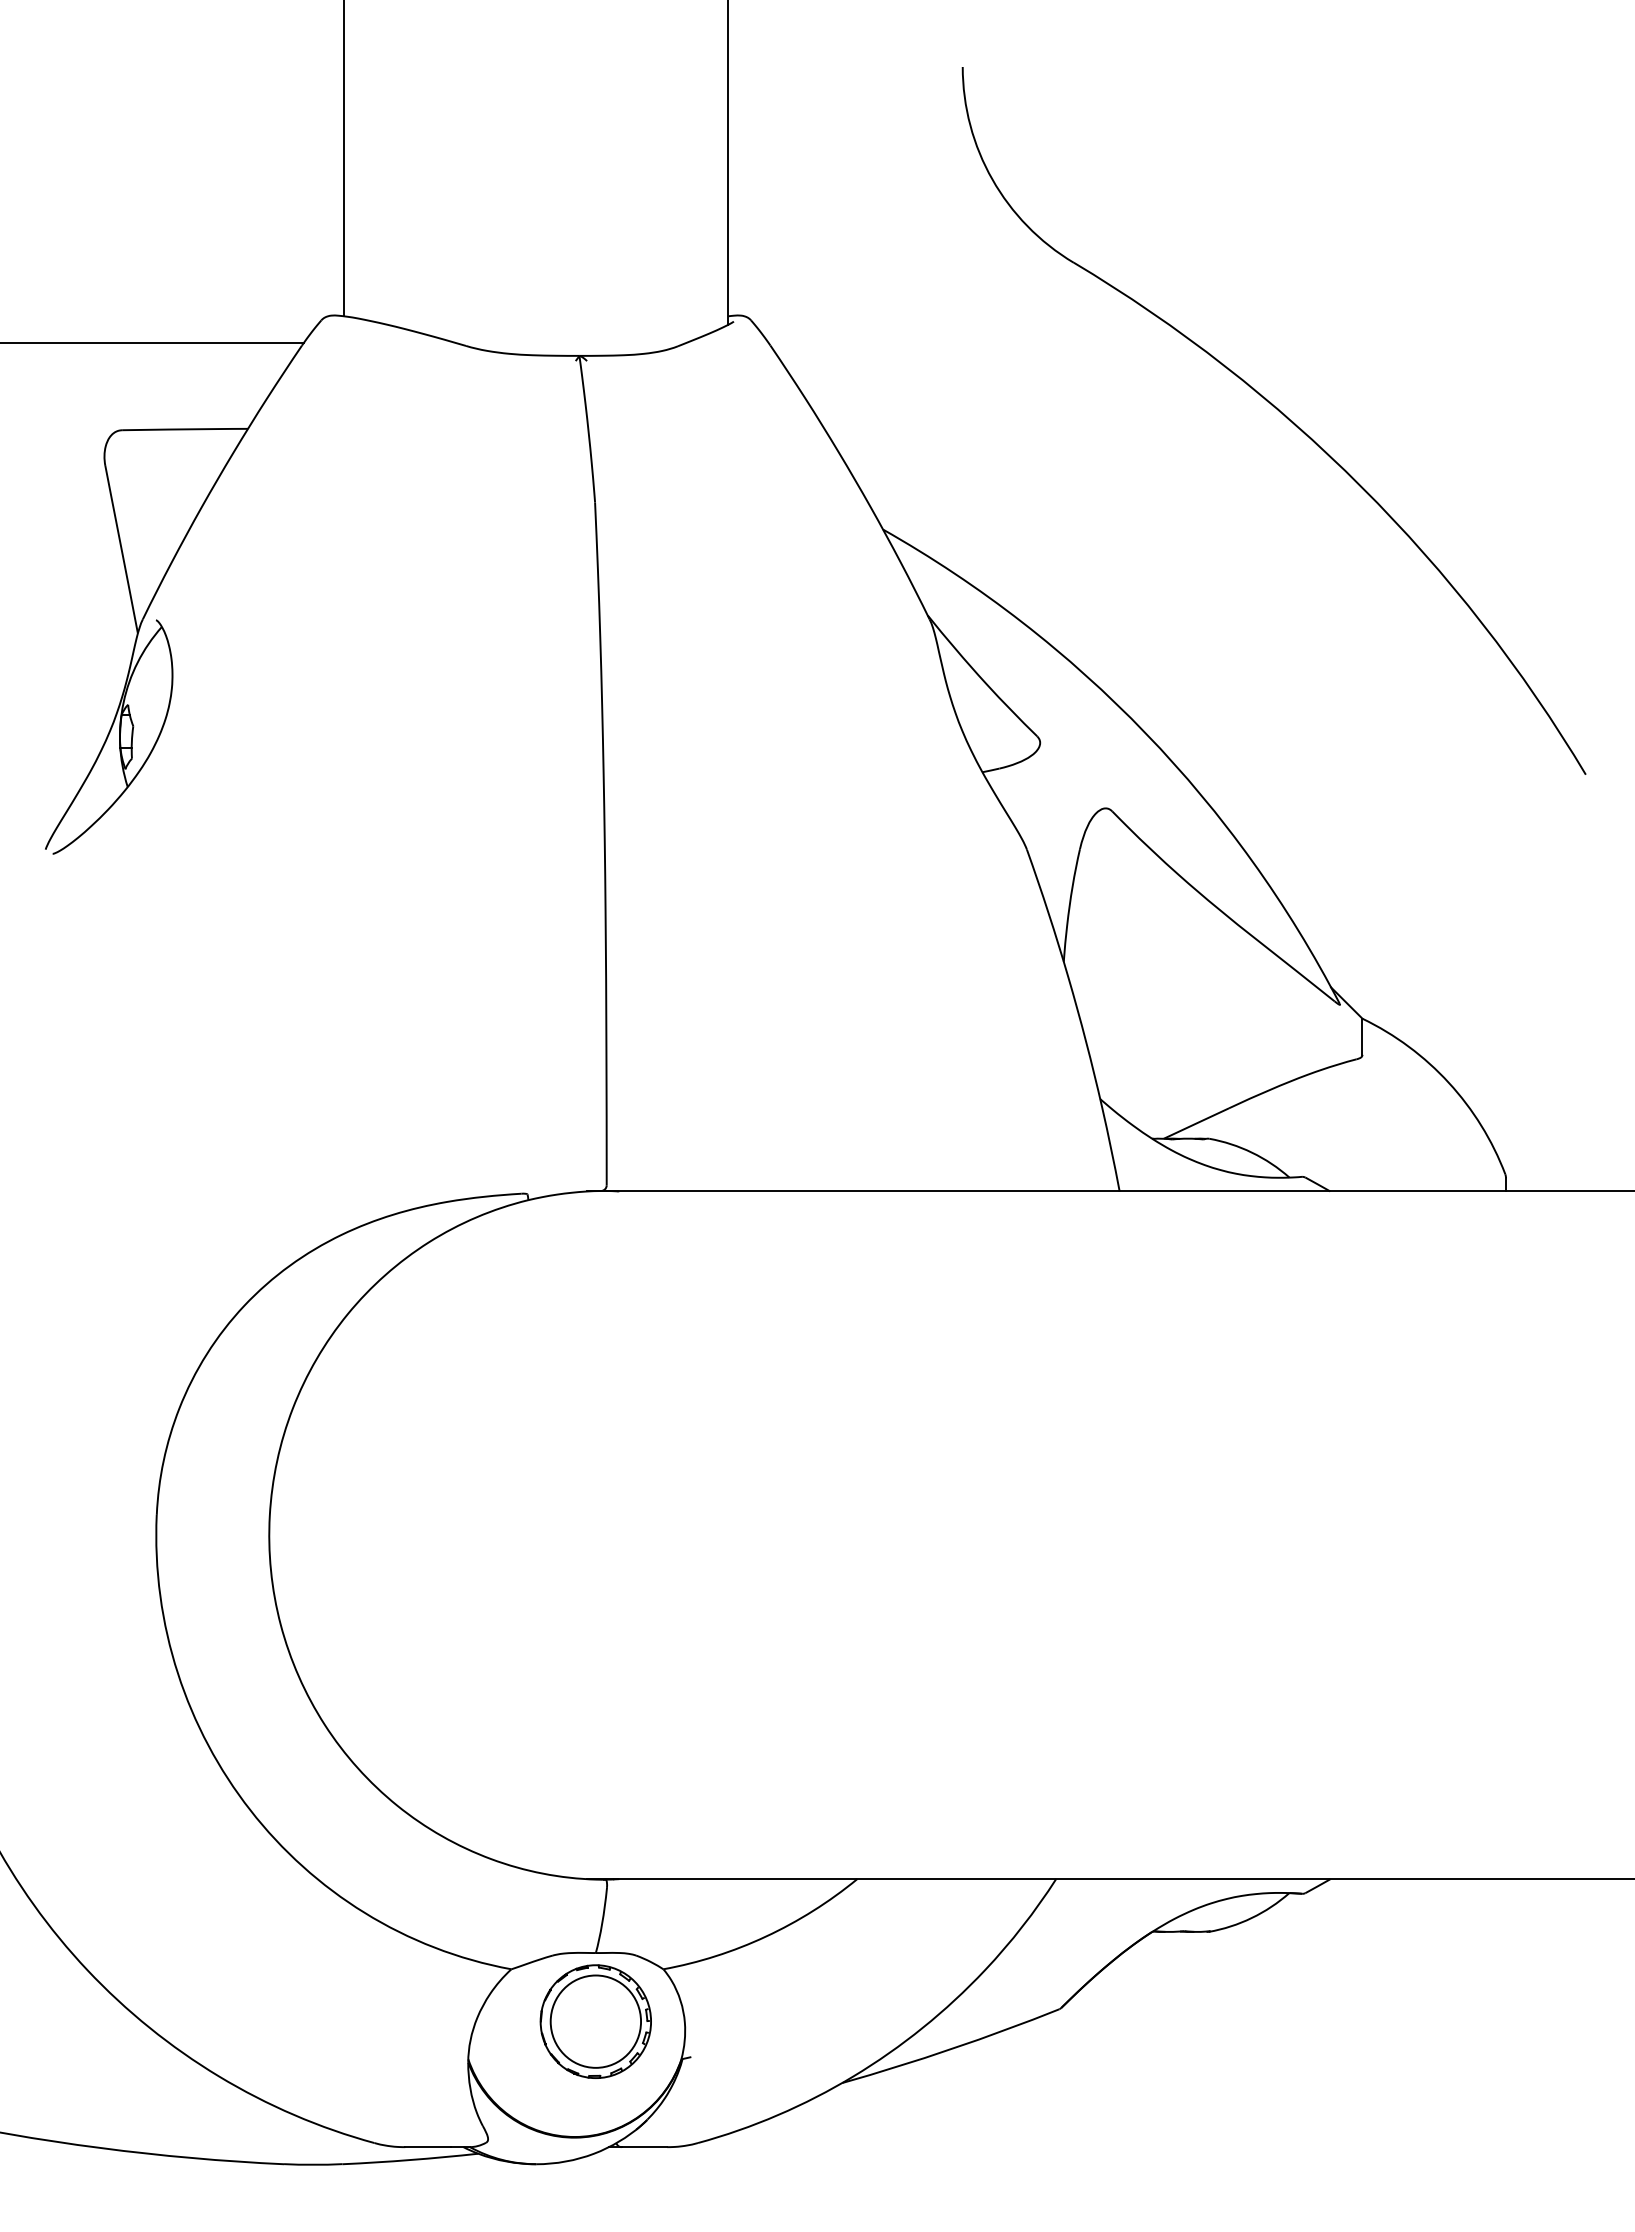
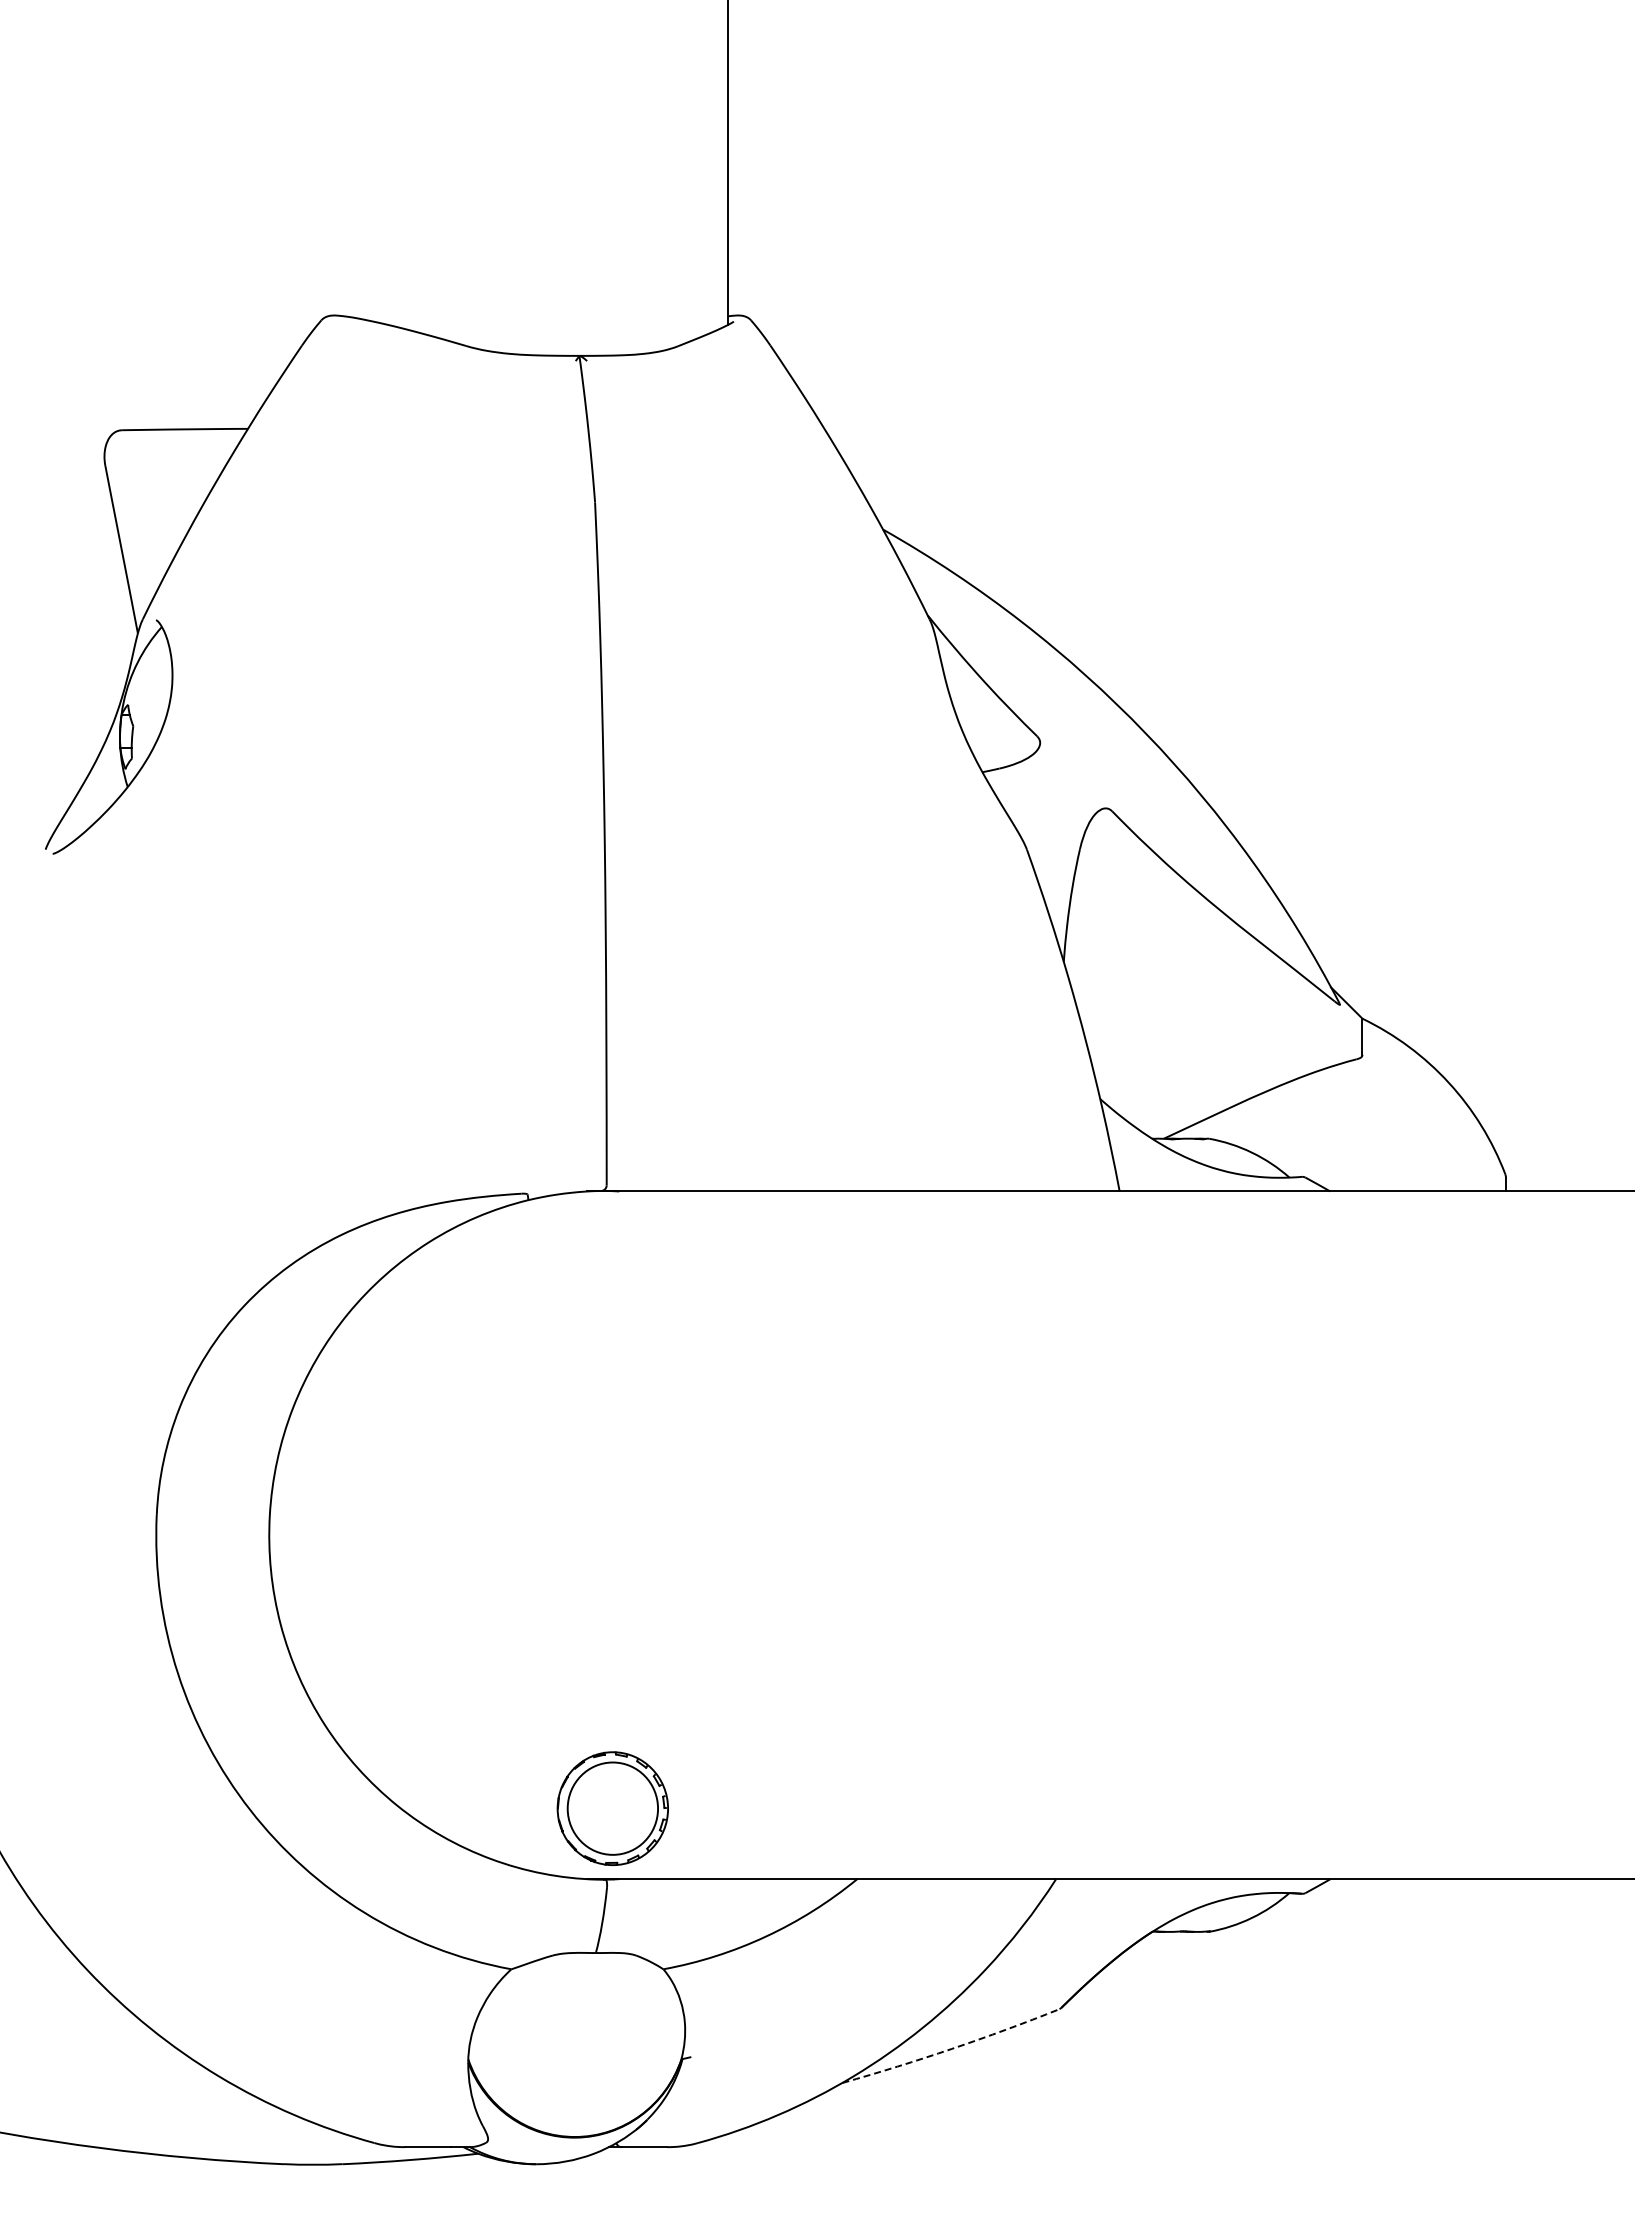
line: present -> none (344, 159)
line: present -> none (153, 342)
part: present -> none (1279, 412)
part position: (595, 2021) -> (612, 1808) (612, 1808)
arc: solid -> dashed (951, 2048)
